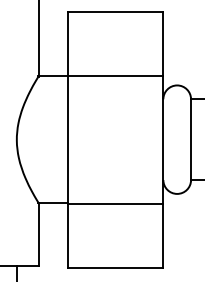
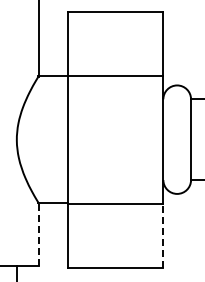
line: solid -> dashed (38, 234)
line: solid -> dashed (163, 235)
